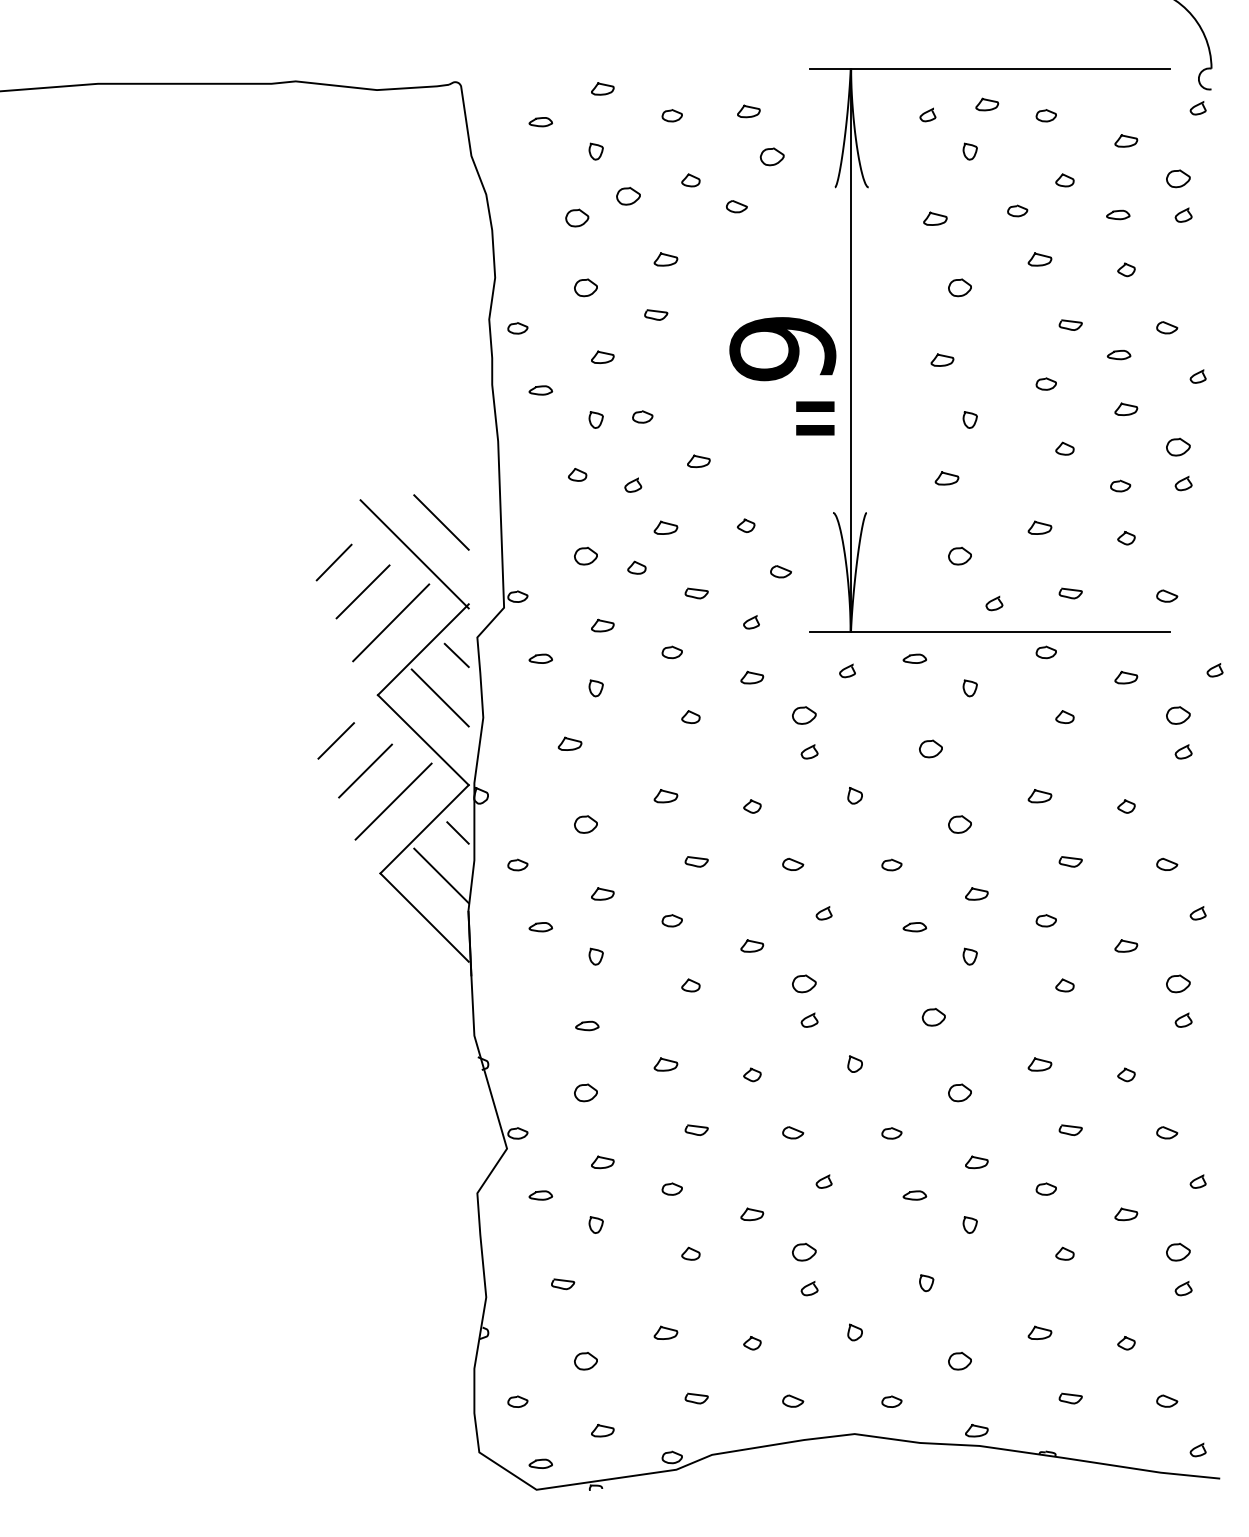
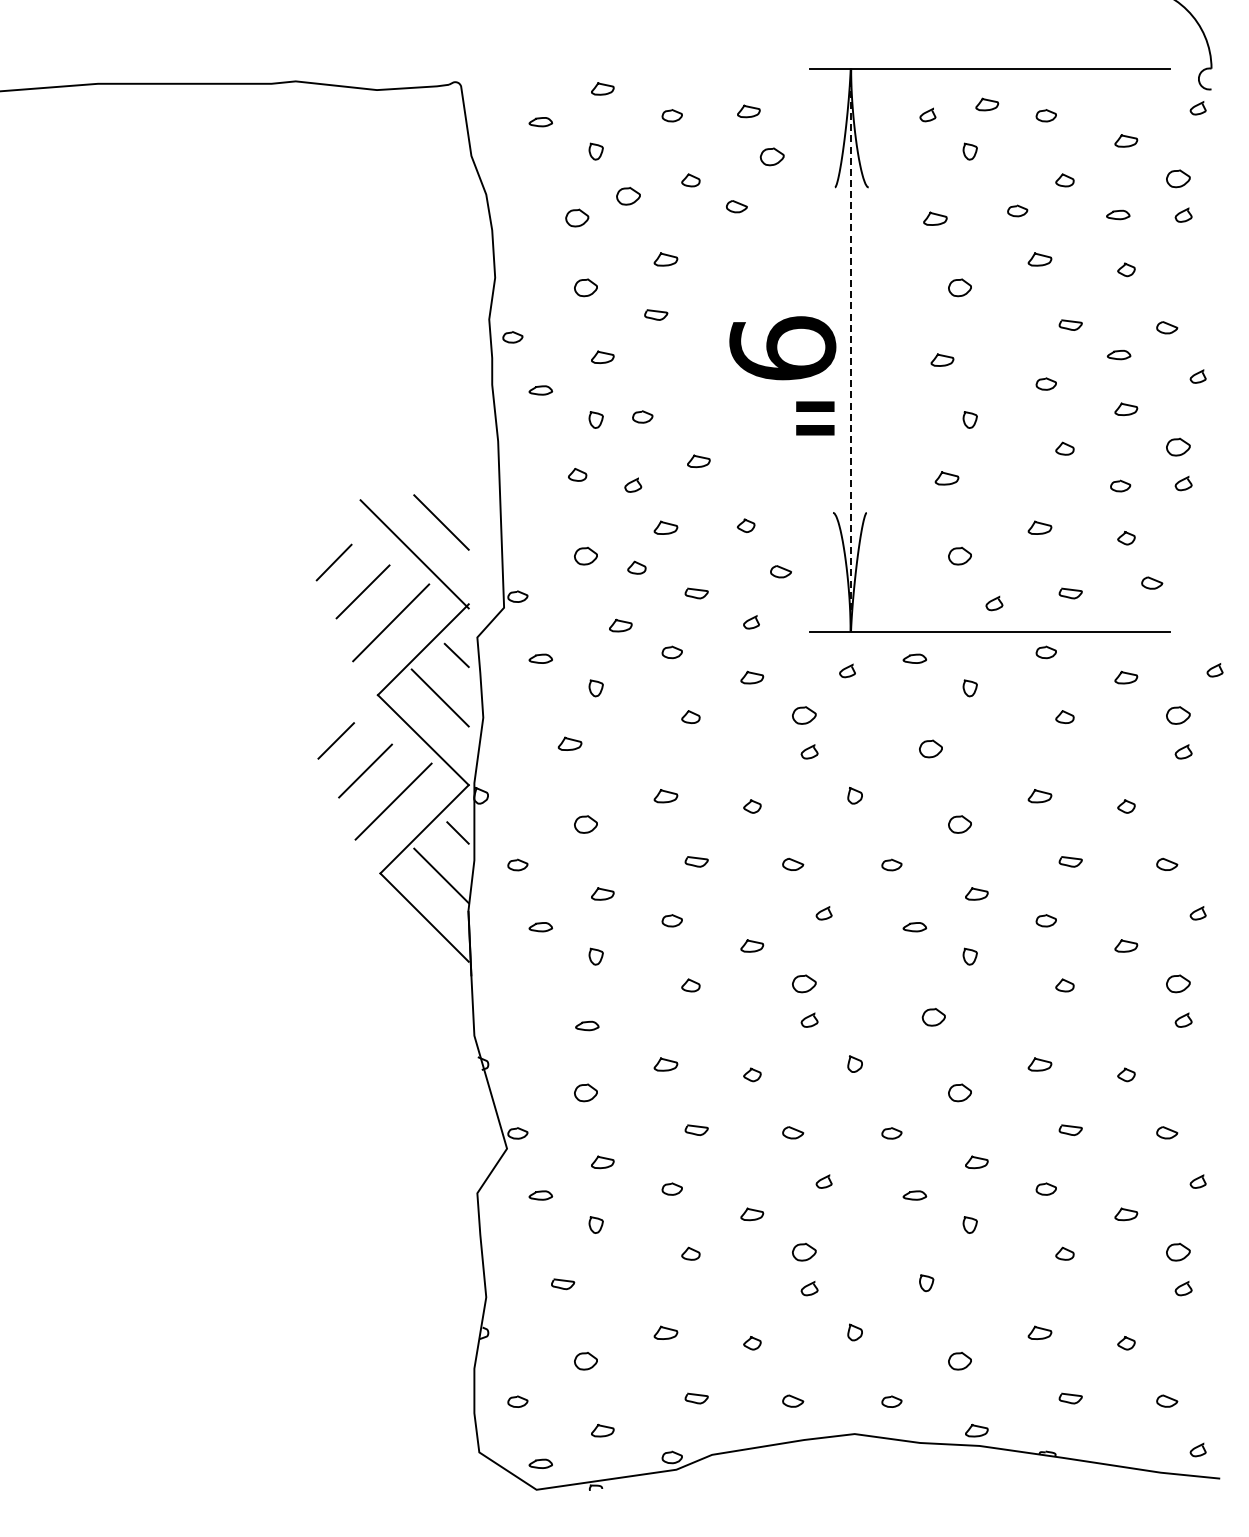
curve position: (517, 324) -> (512, 333) (512, 333)
text: 6" -> 9" (782, 348)
line: solid -> dashed (850, 350)
part position: (1167, 595) -> (1152, 582) (1152, 582)
curve position: (603, 622) -> (621, 622) (621, 622)
